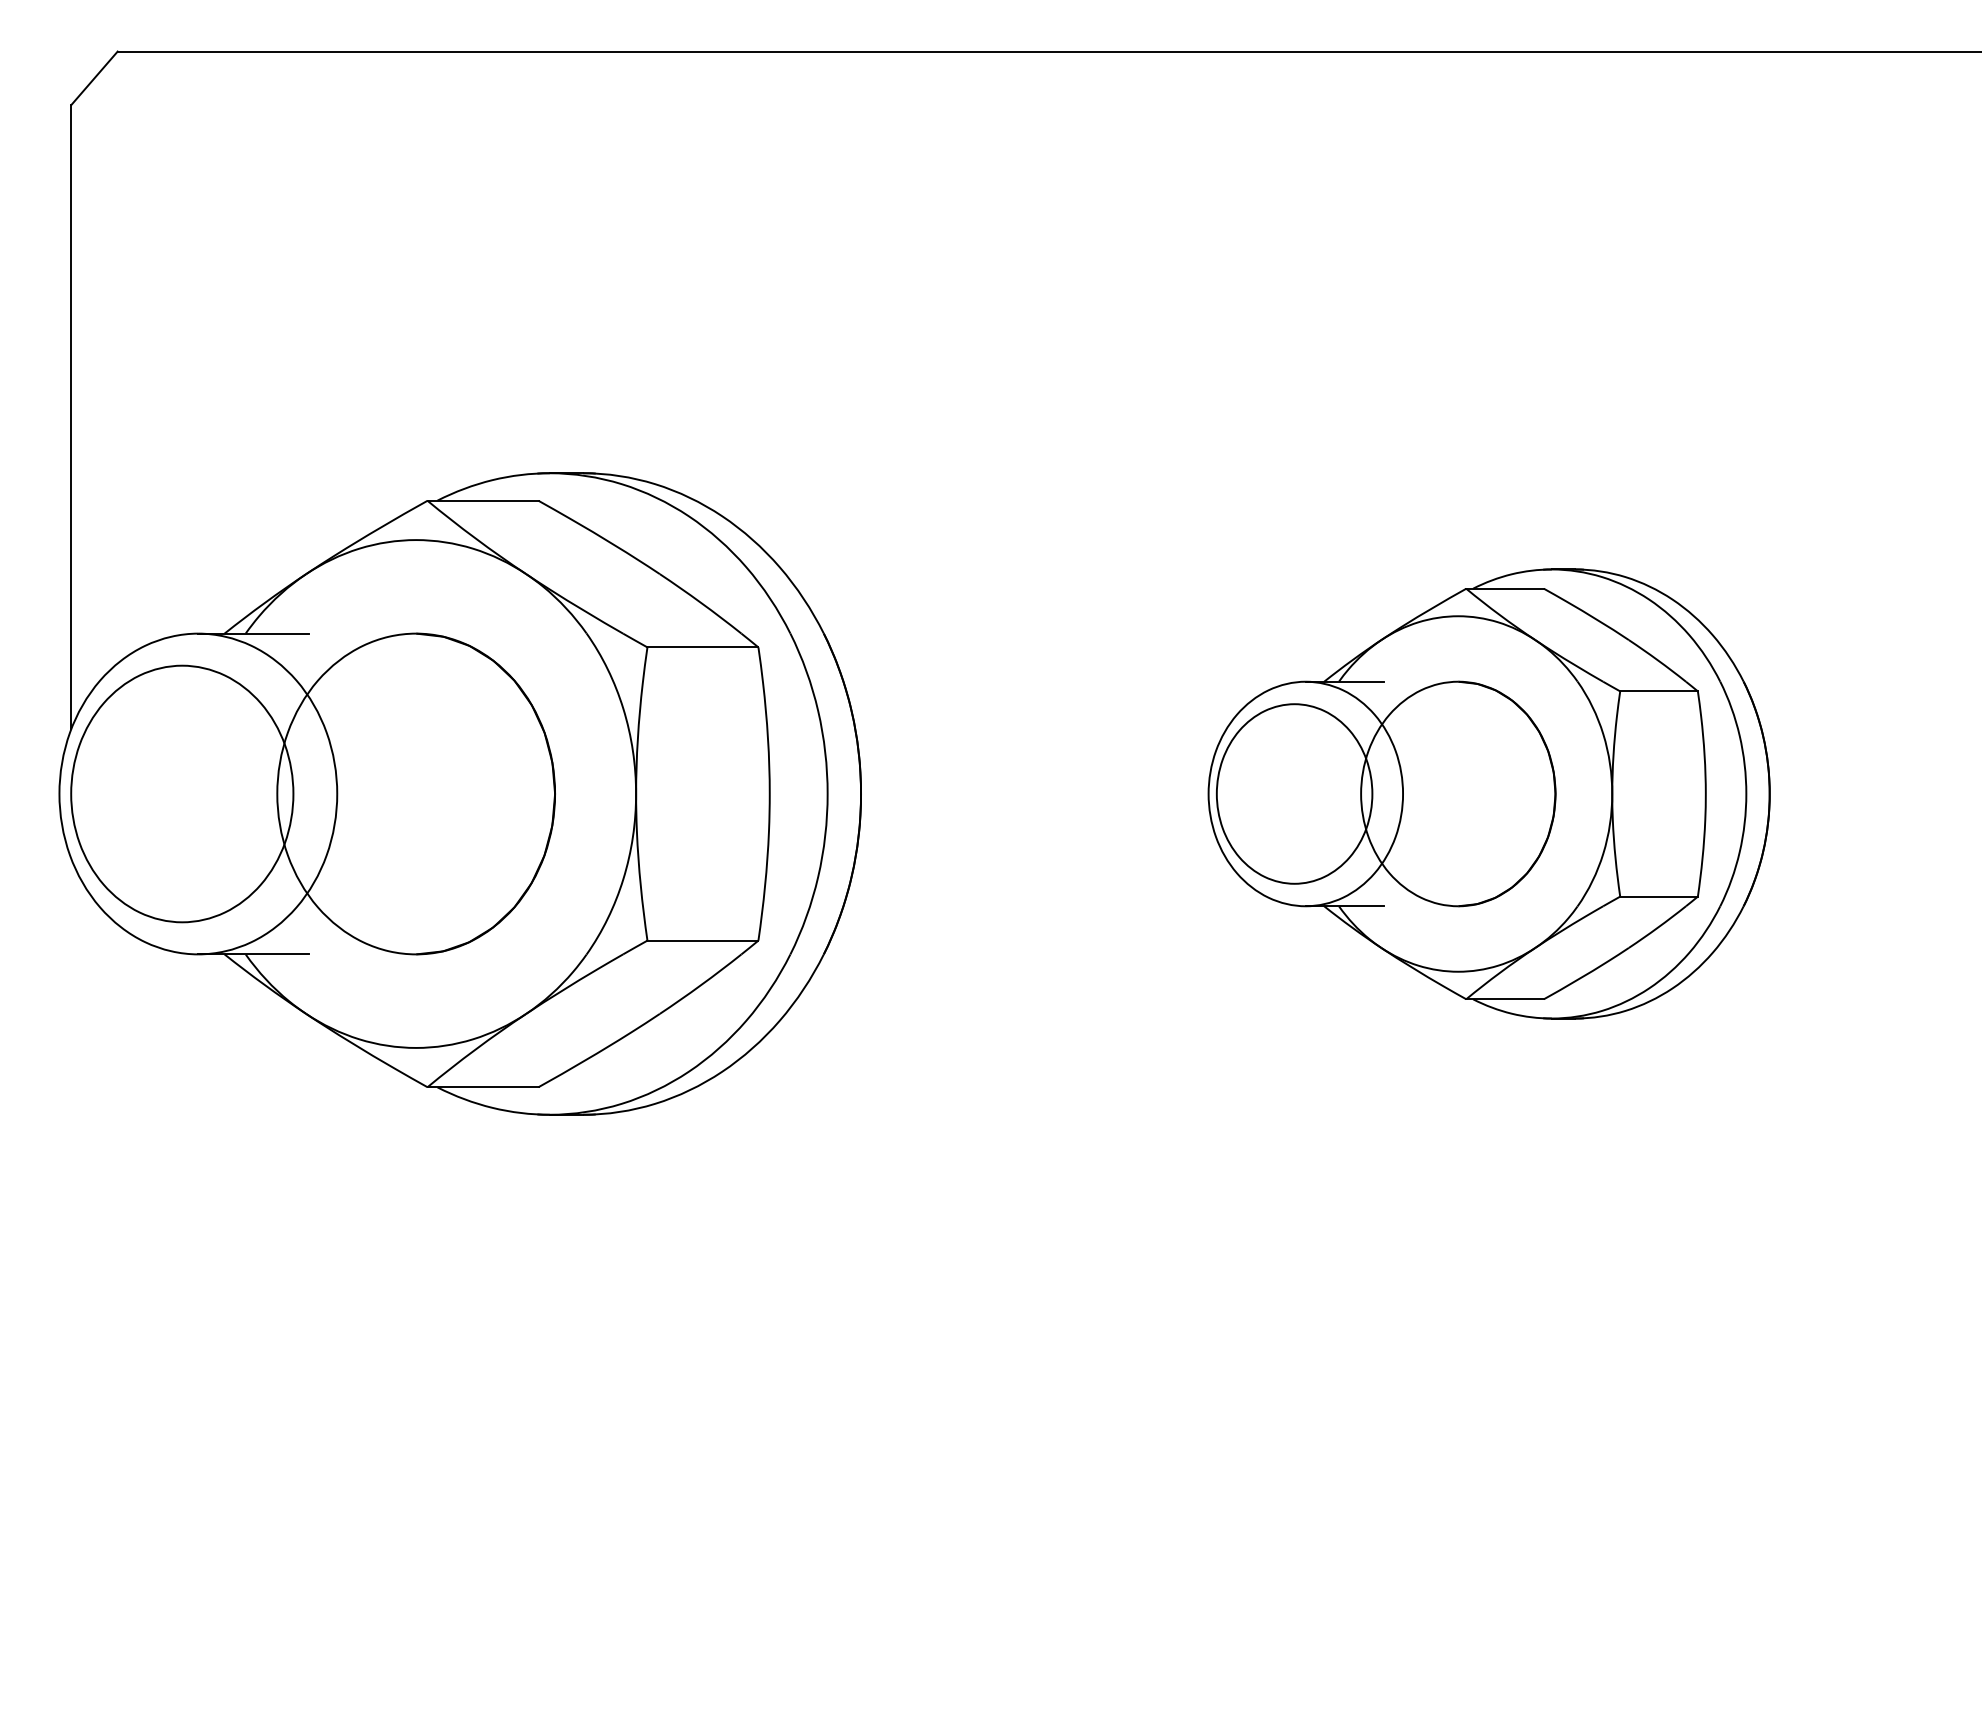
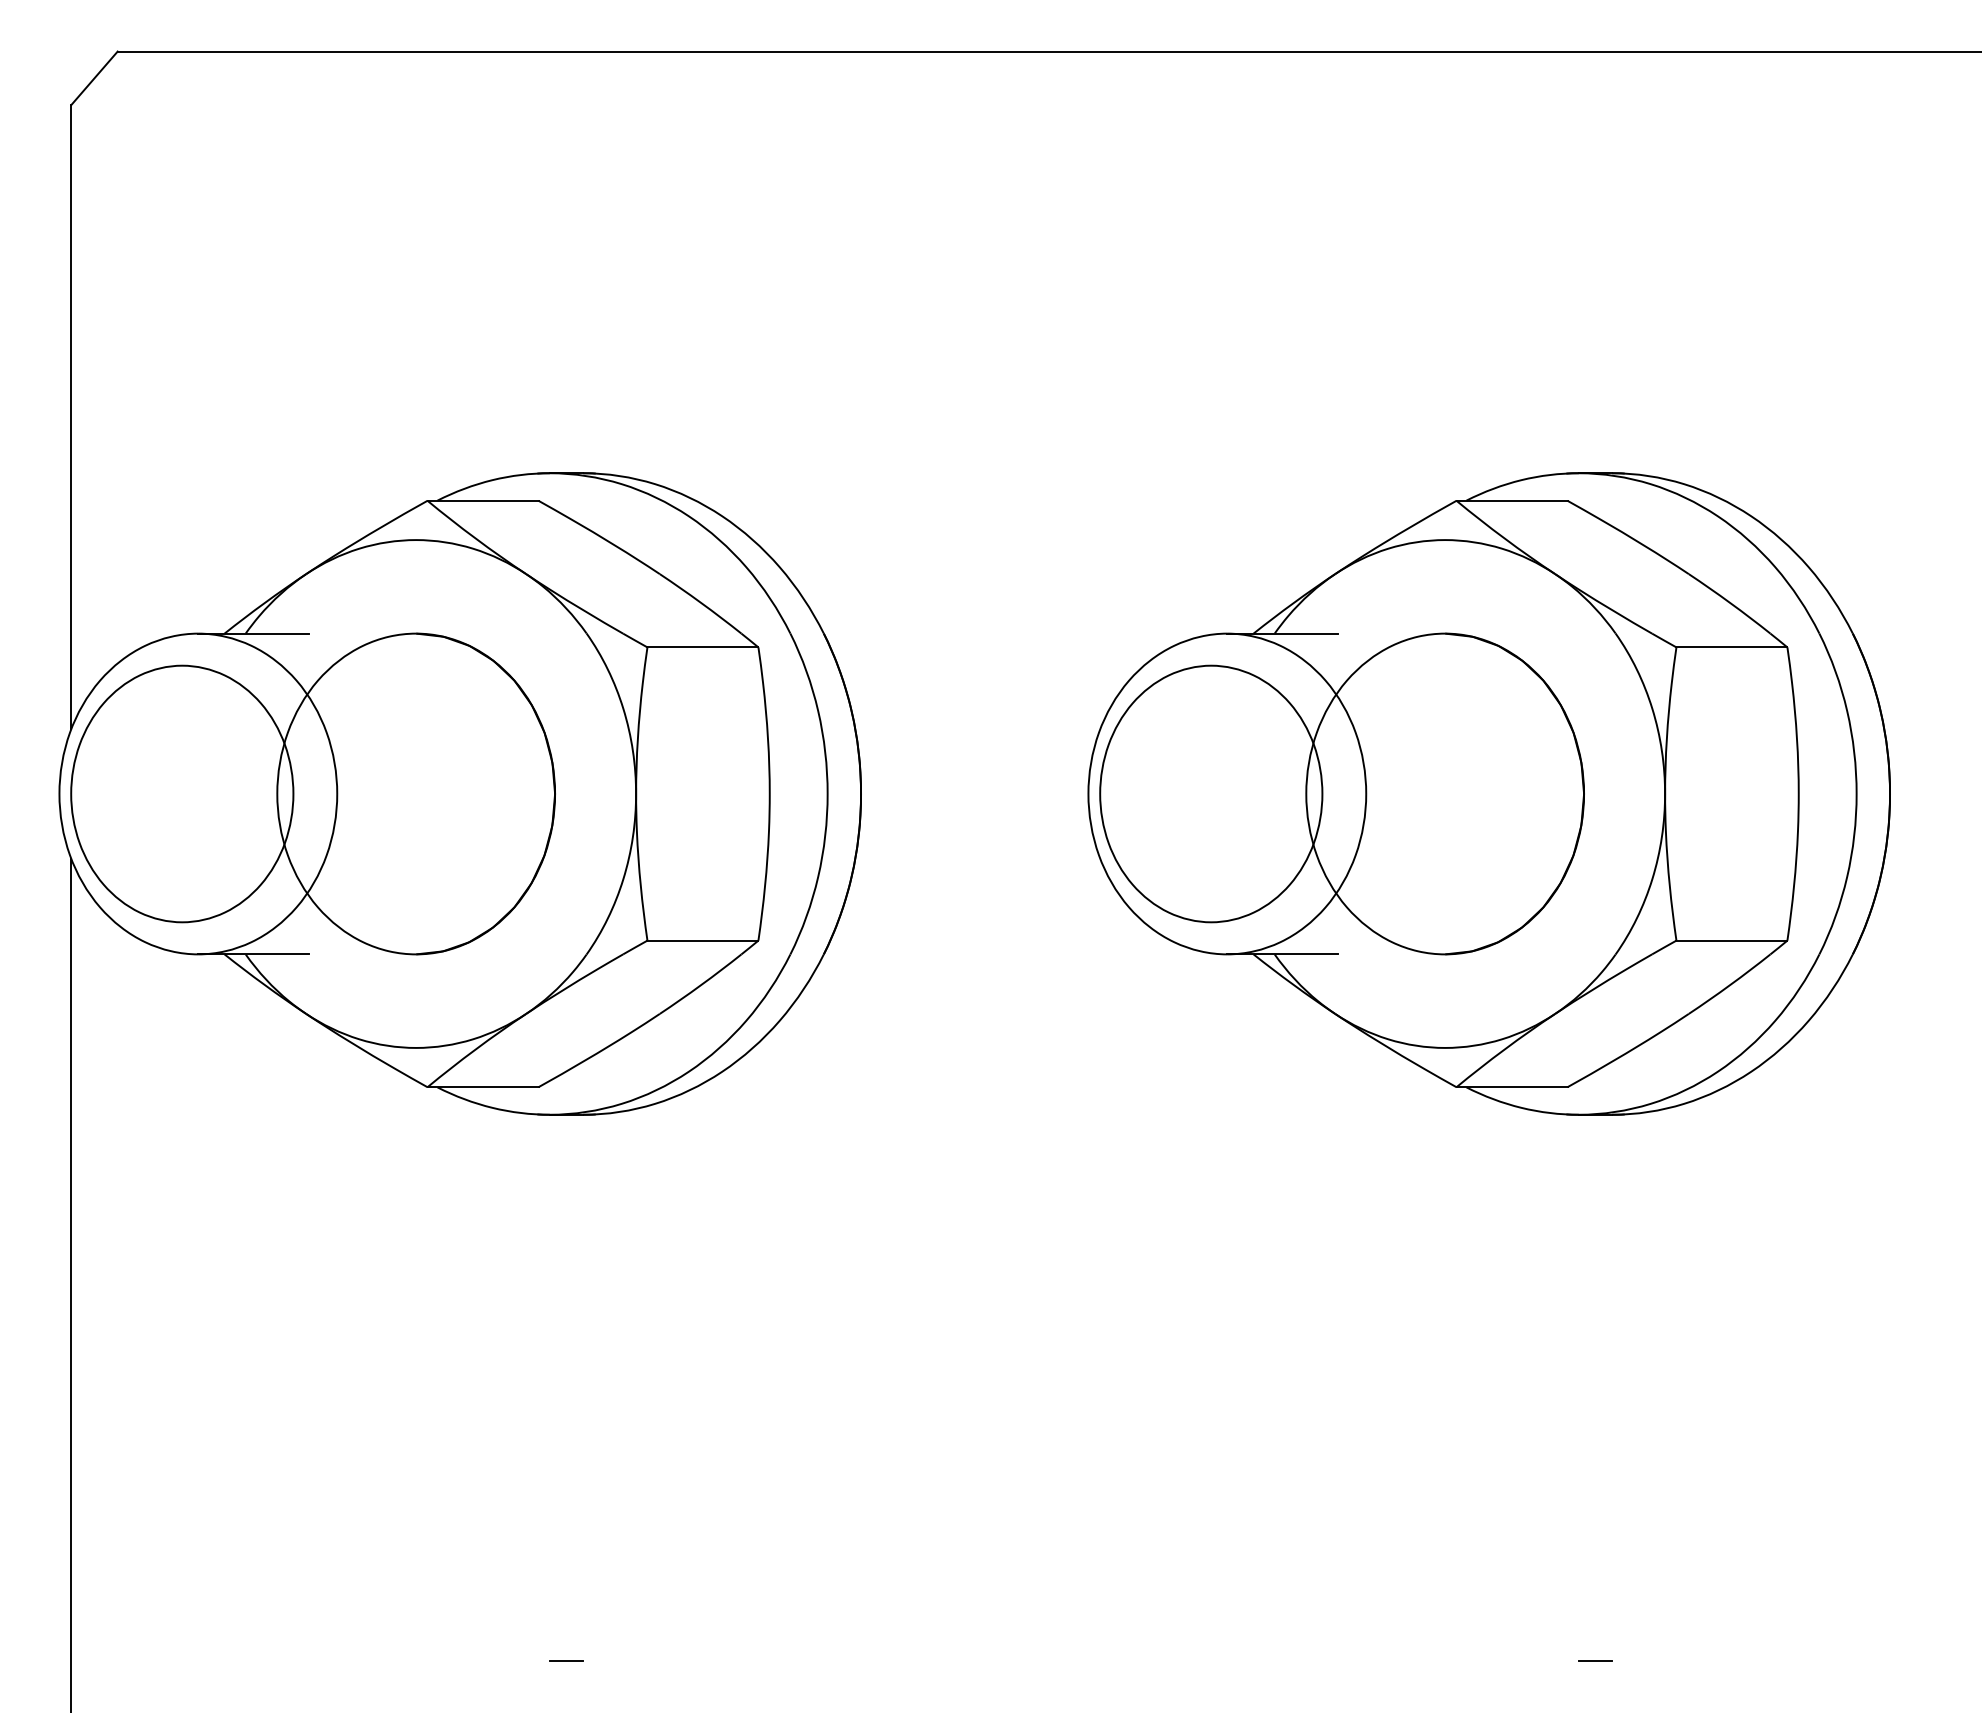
part size: 564x452 px -> 804x644 px (1488, 793)
line: none -> present (71, 1283)
line: none -> present (566, 1661)
line: none -> present (1595, 1661)
